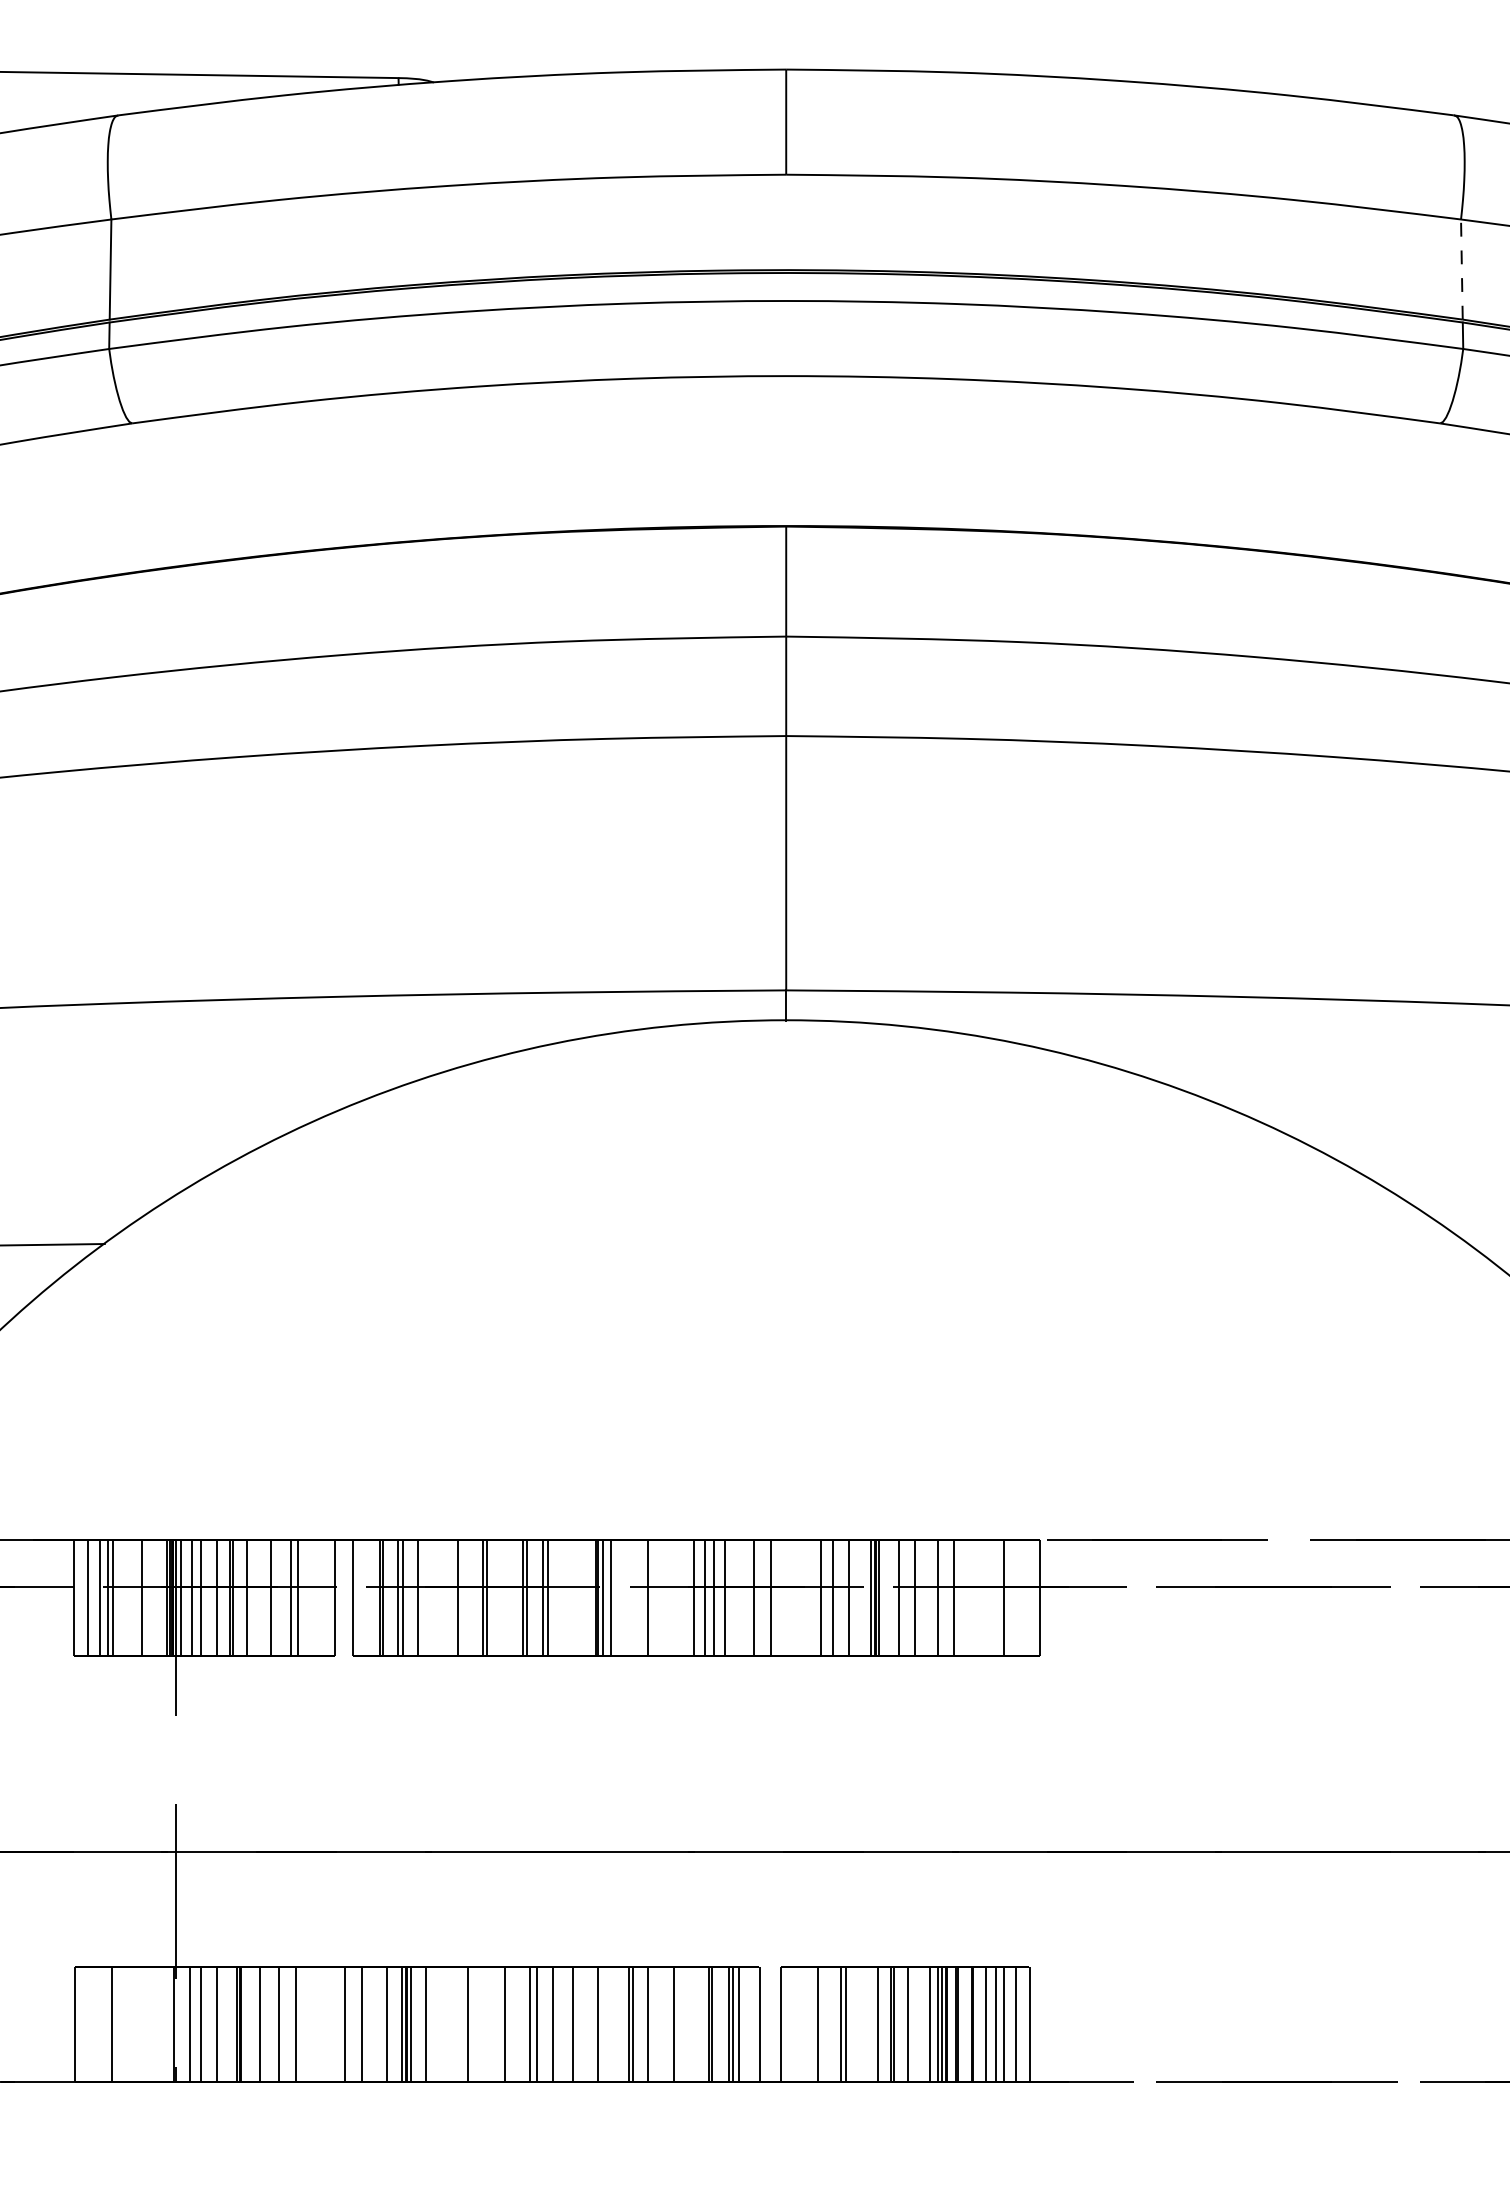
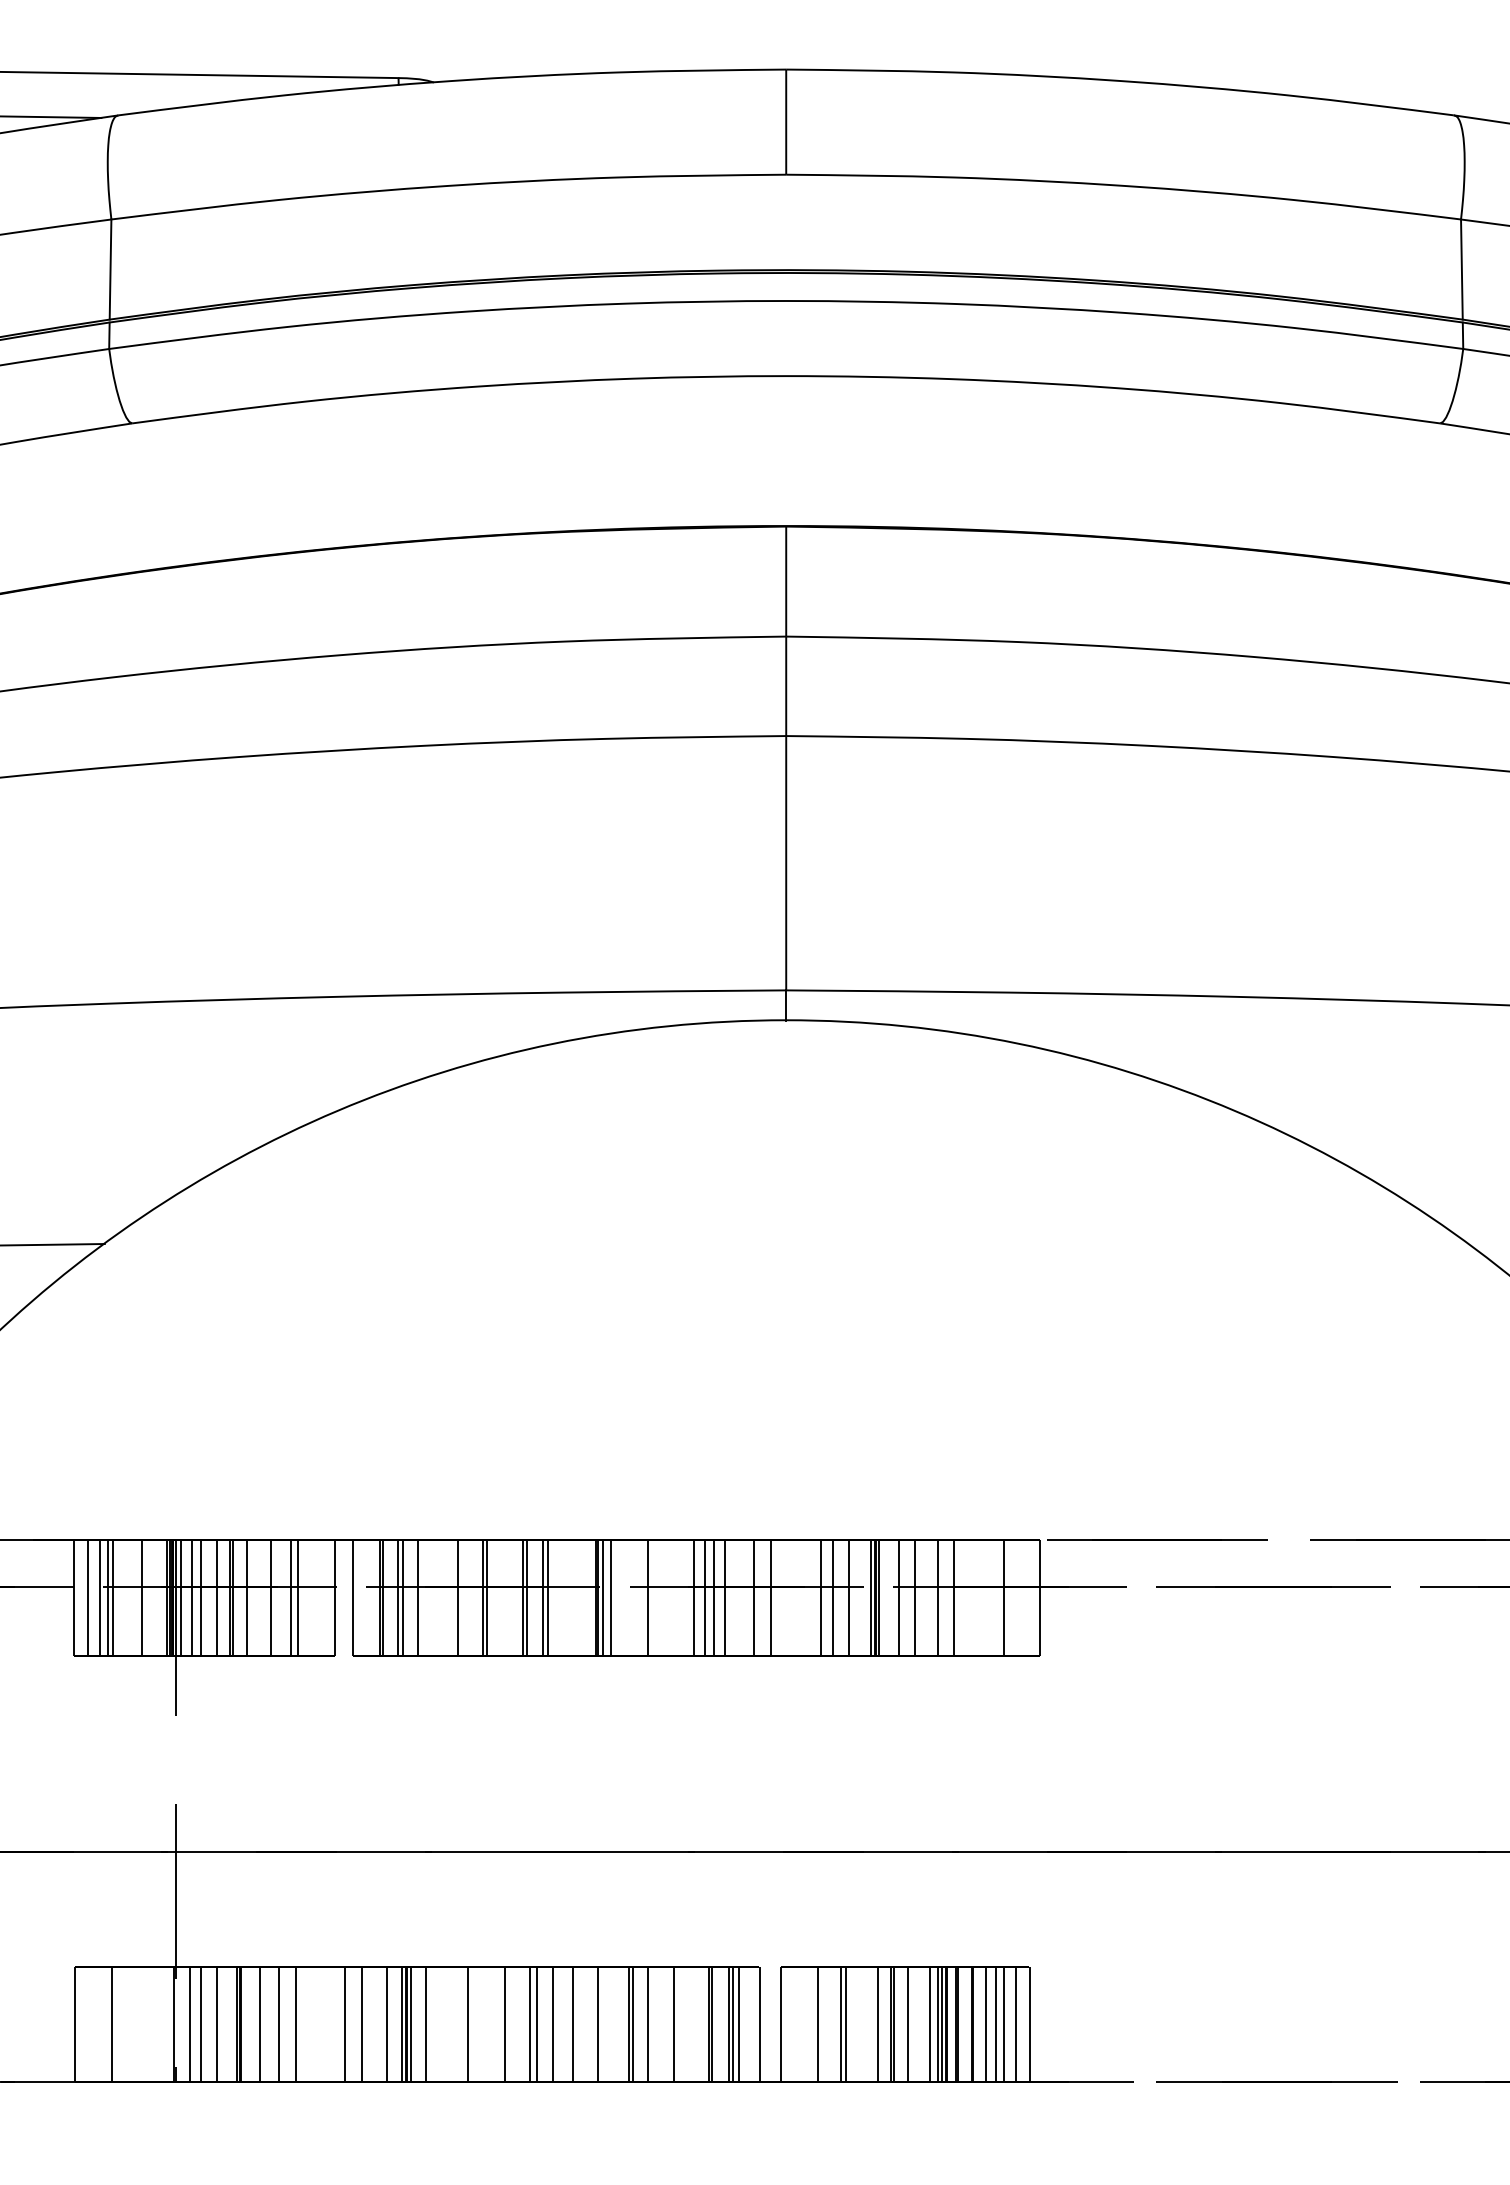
line: none -> present (51, 116)
line: dashed -> solid (1461, 269)
